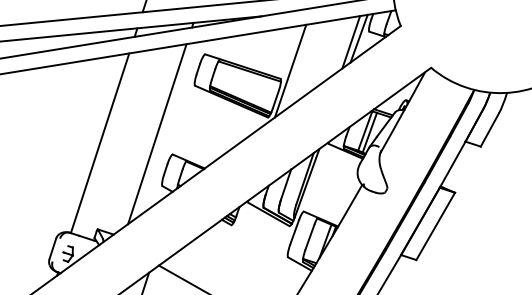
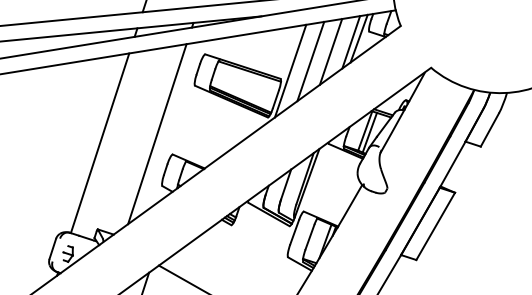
line: none -> present (330, 51)
line: none -> present (310, 61)
